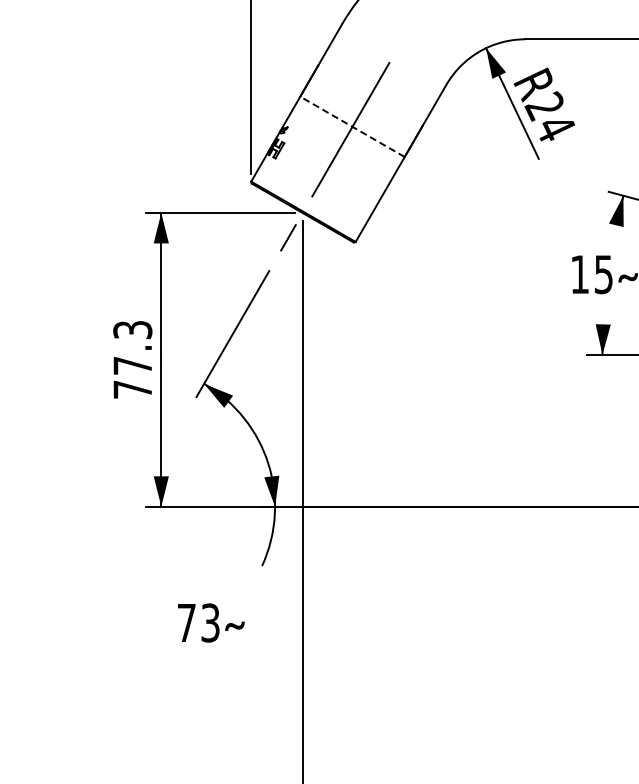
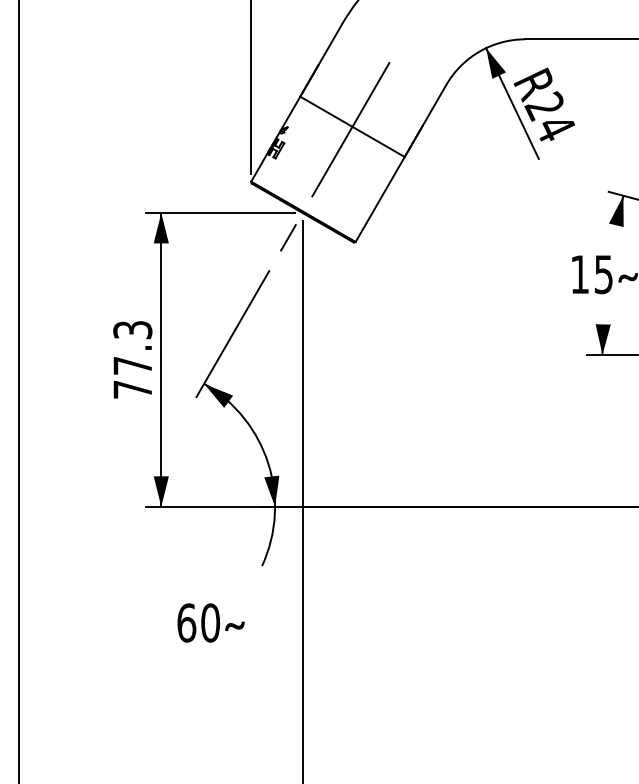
line: dashed -> solid (352, 126)
line: none -> present (19, 391)
text: 73 -> 60 (198, 622)
